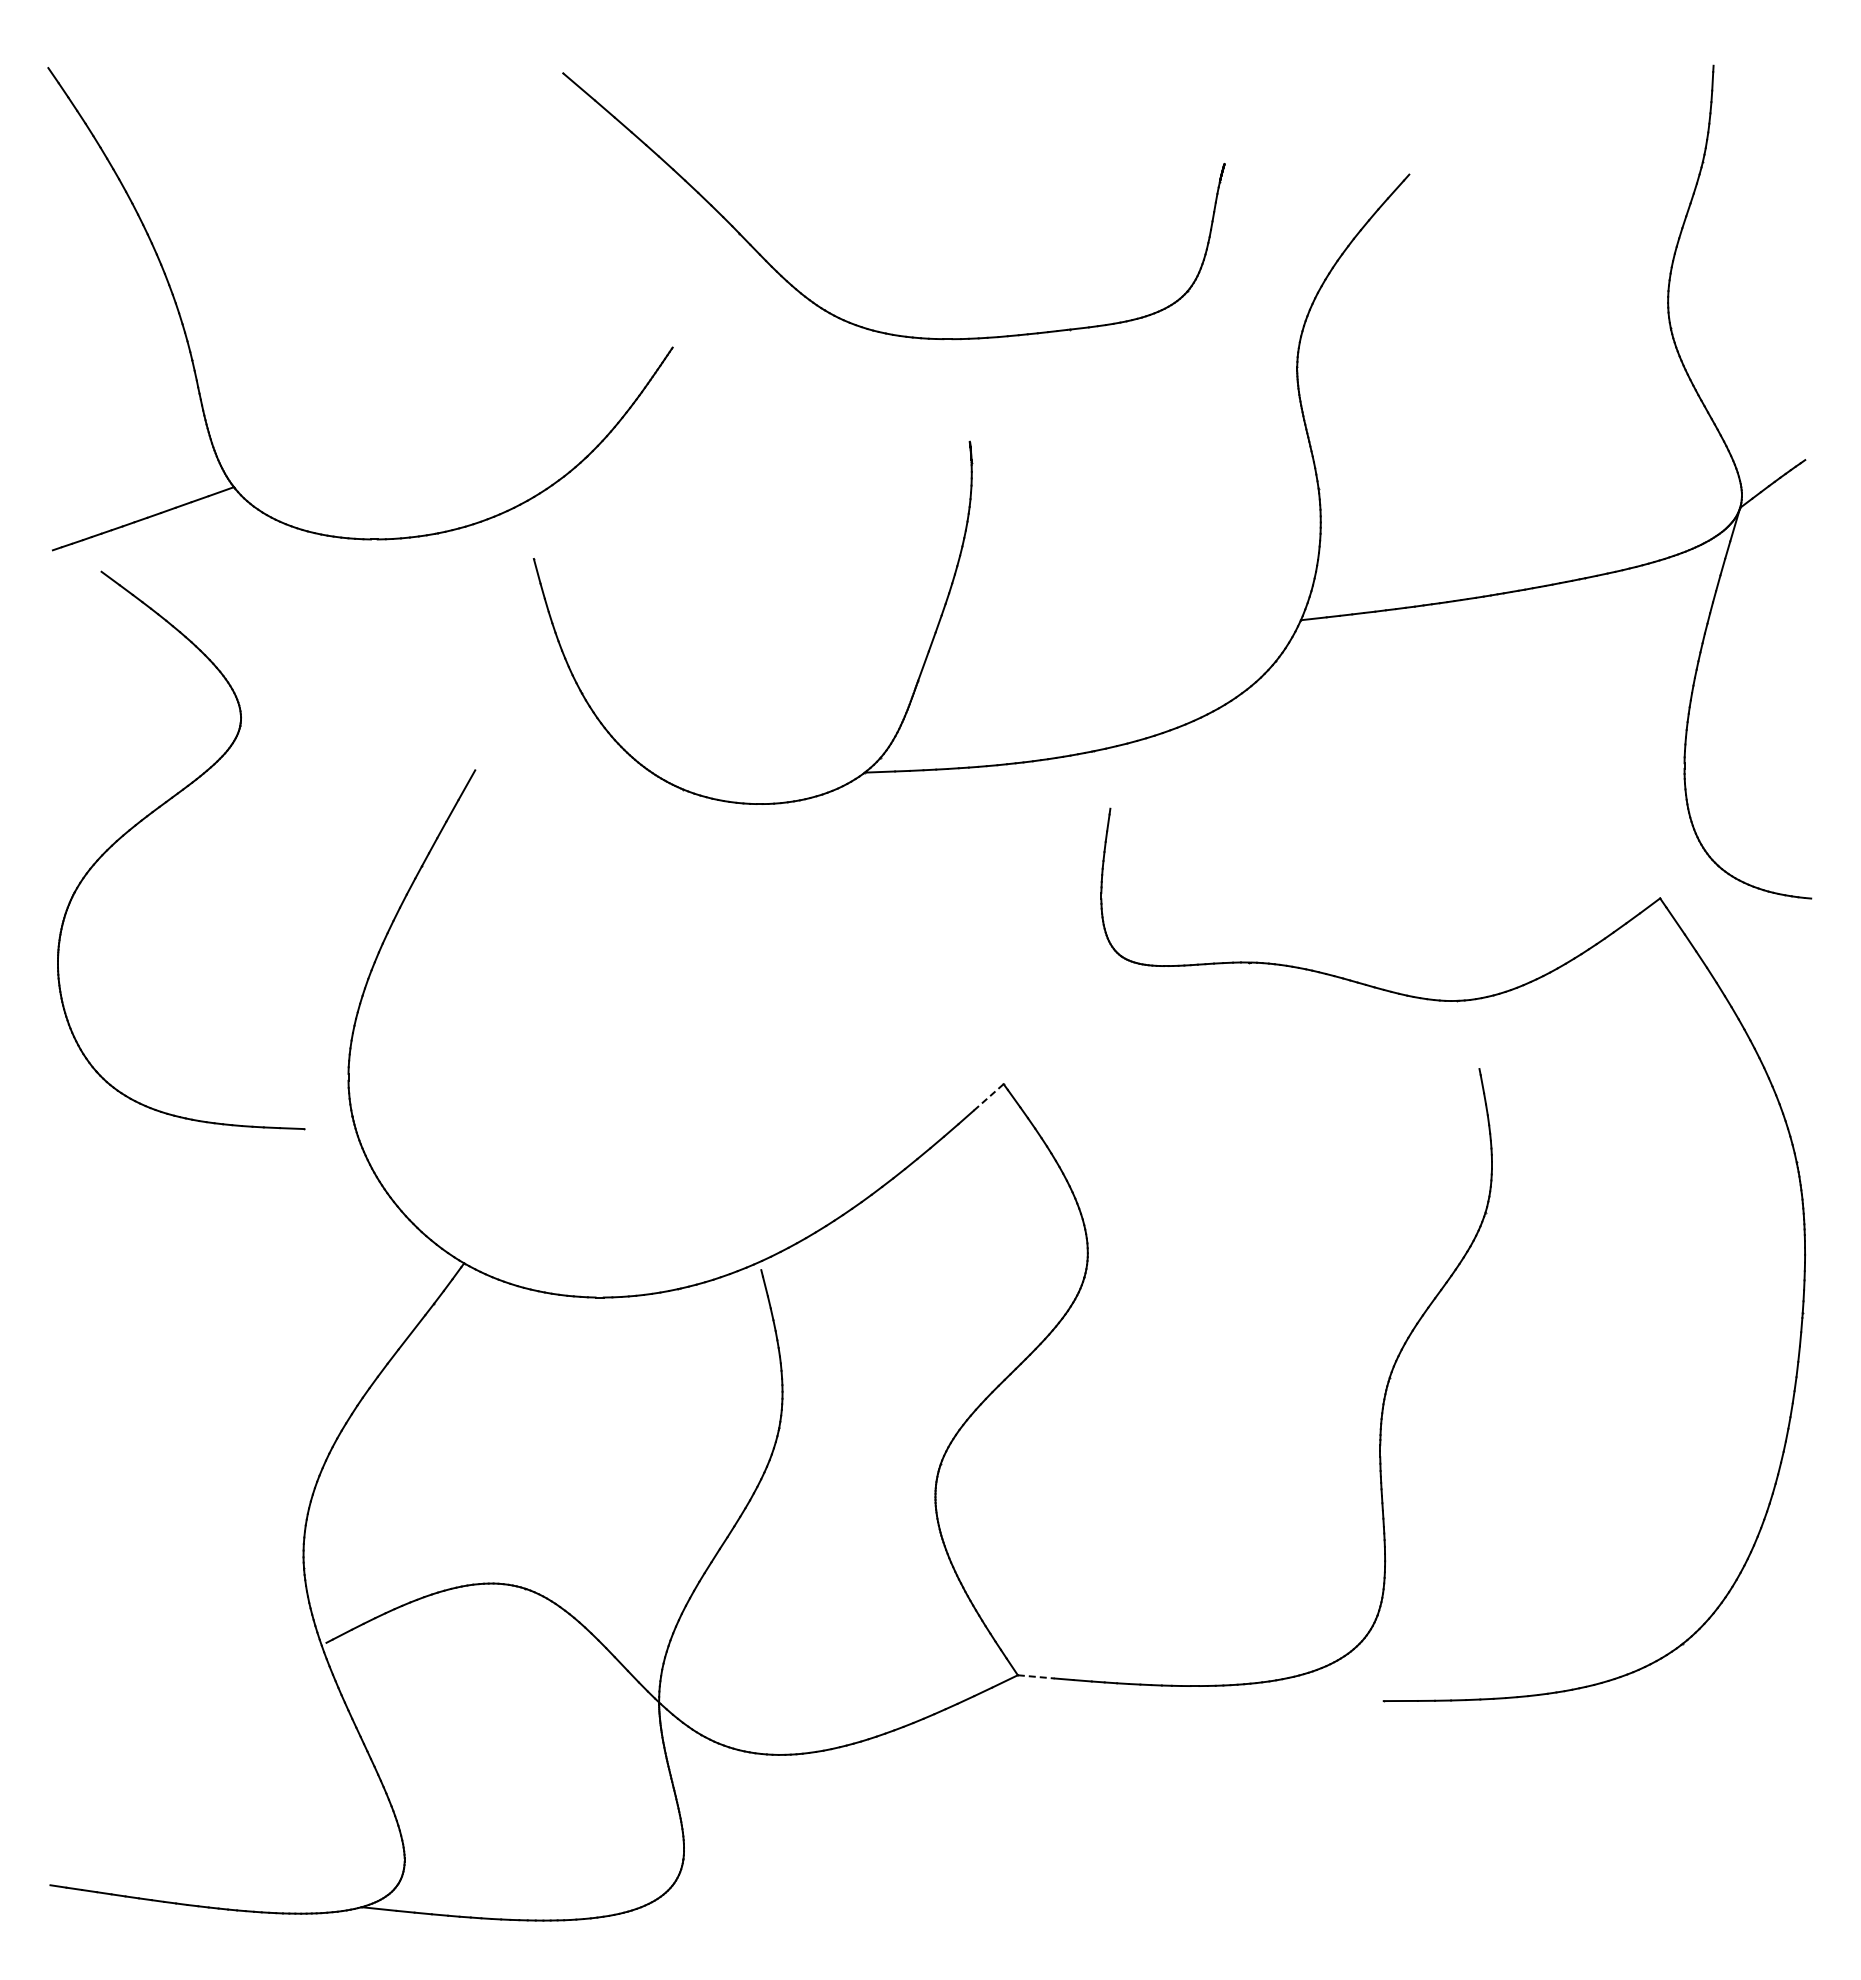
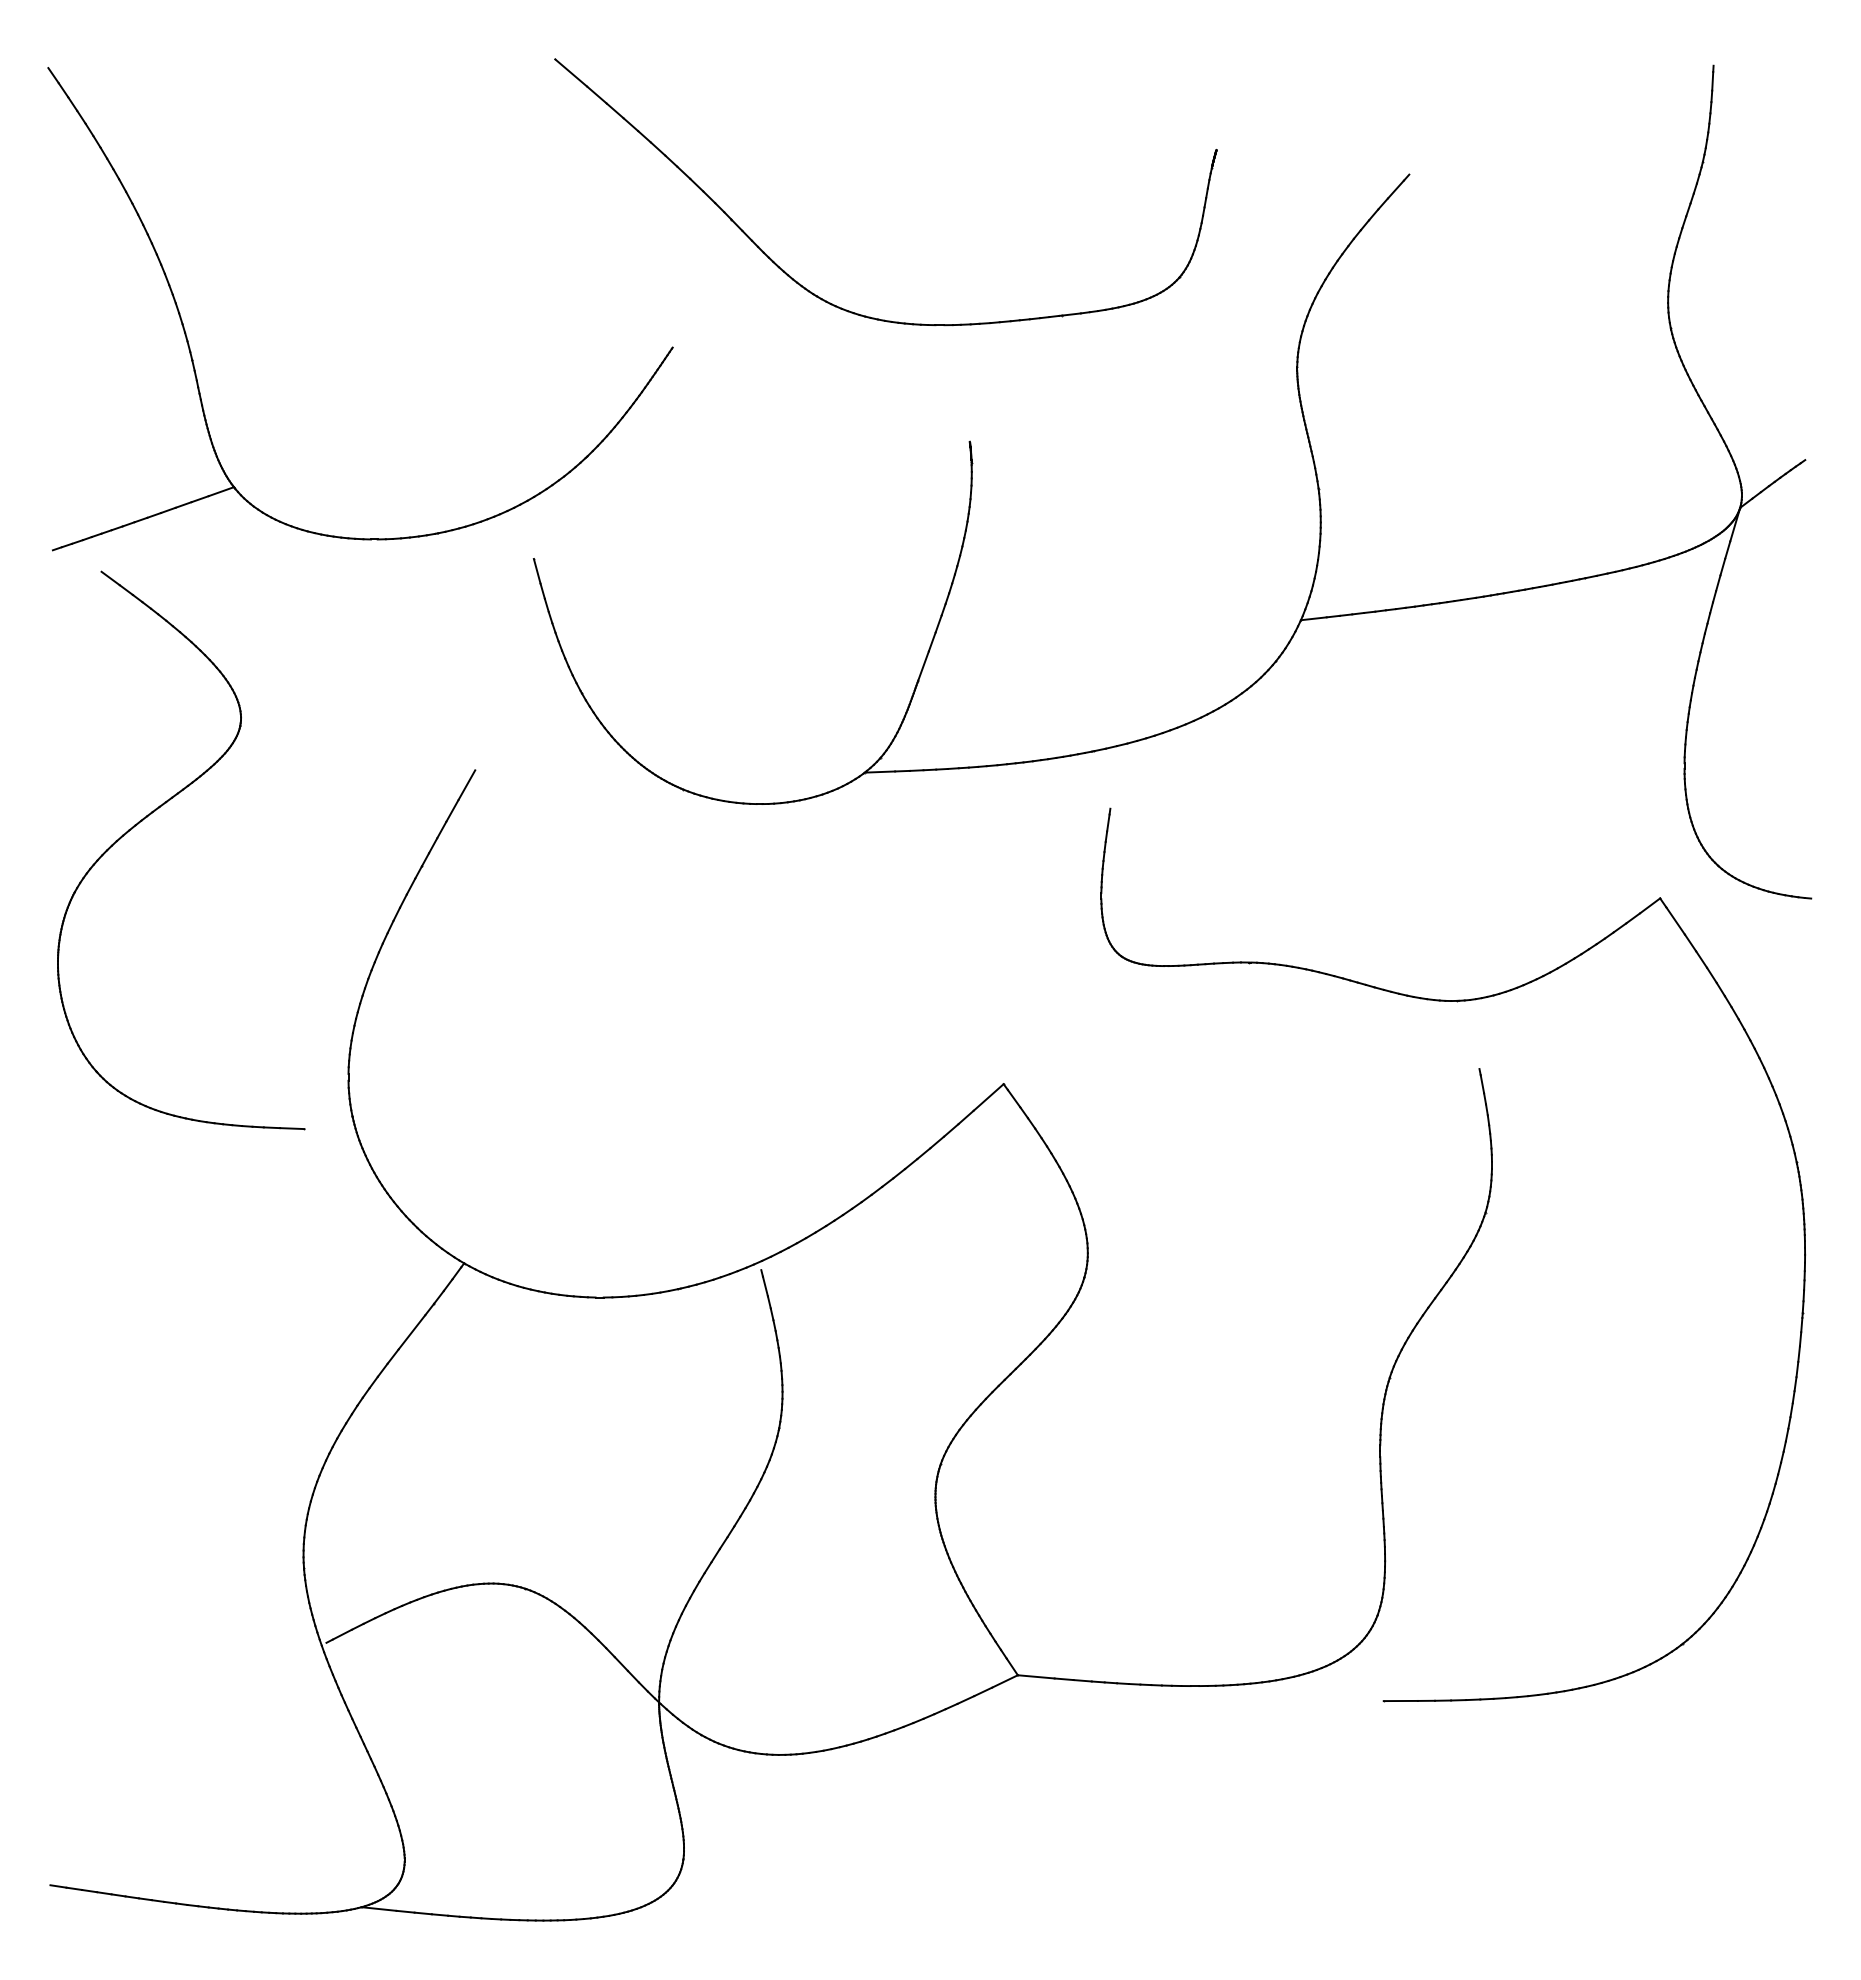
part position: (847, 320) -> (839, 306) (839, 306)
line: dashed -> solid (988, 1097)
line: dashed -> solid (1036, 1676)
